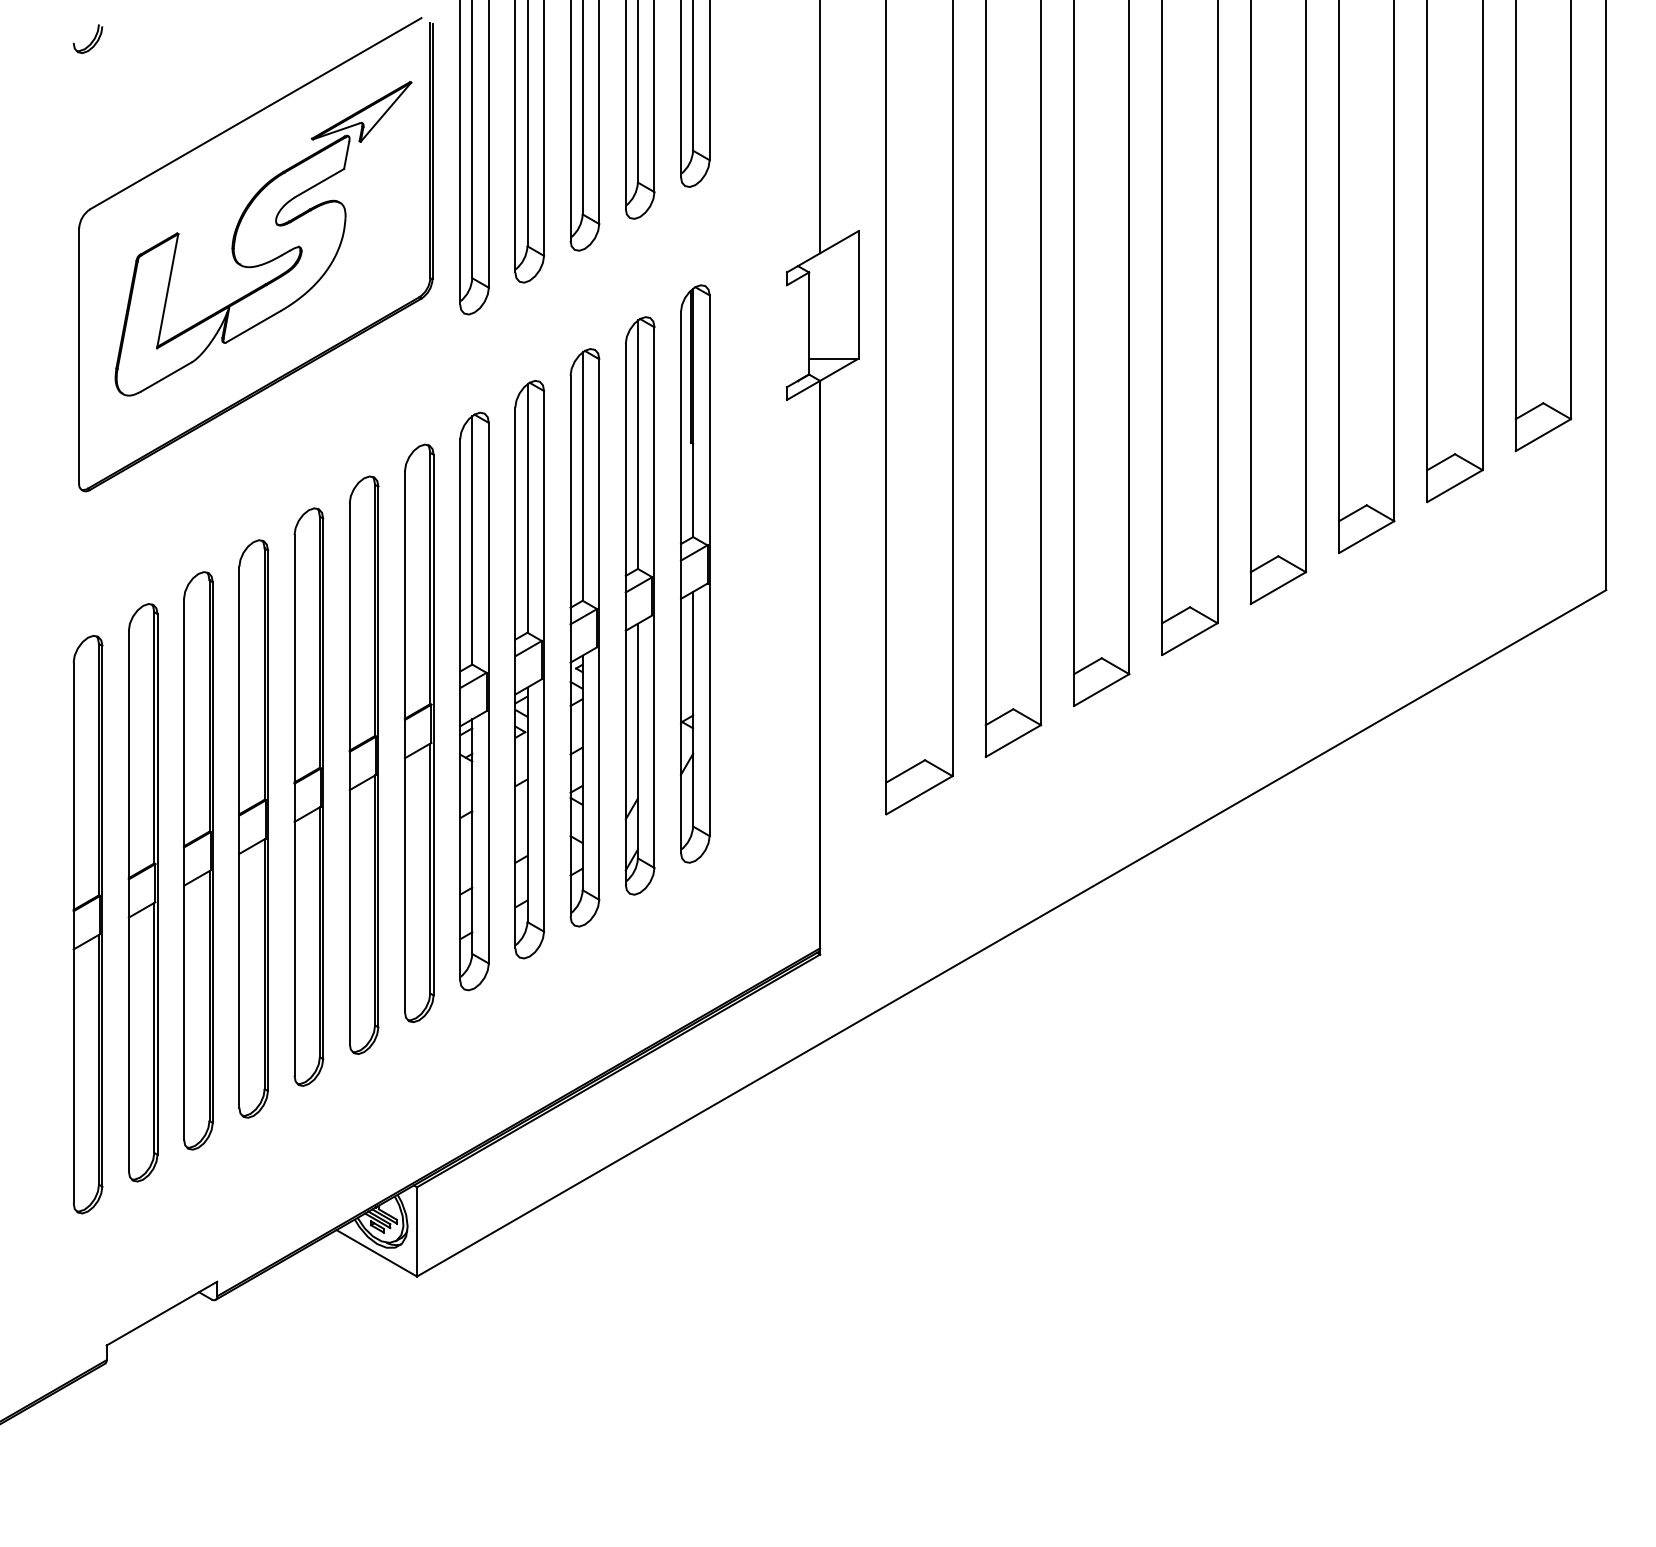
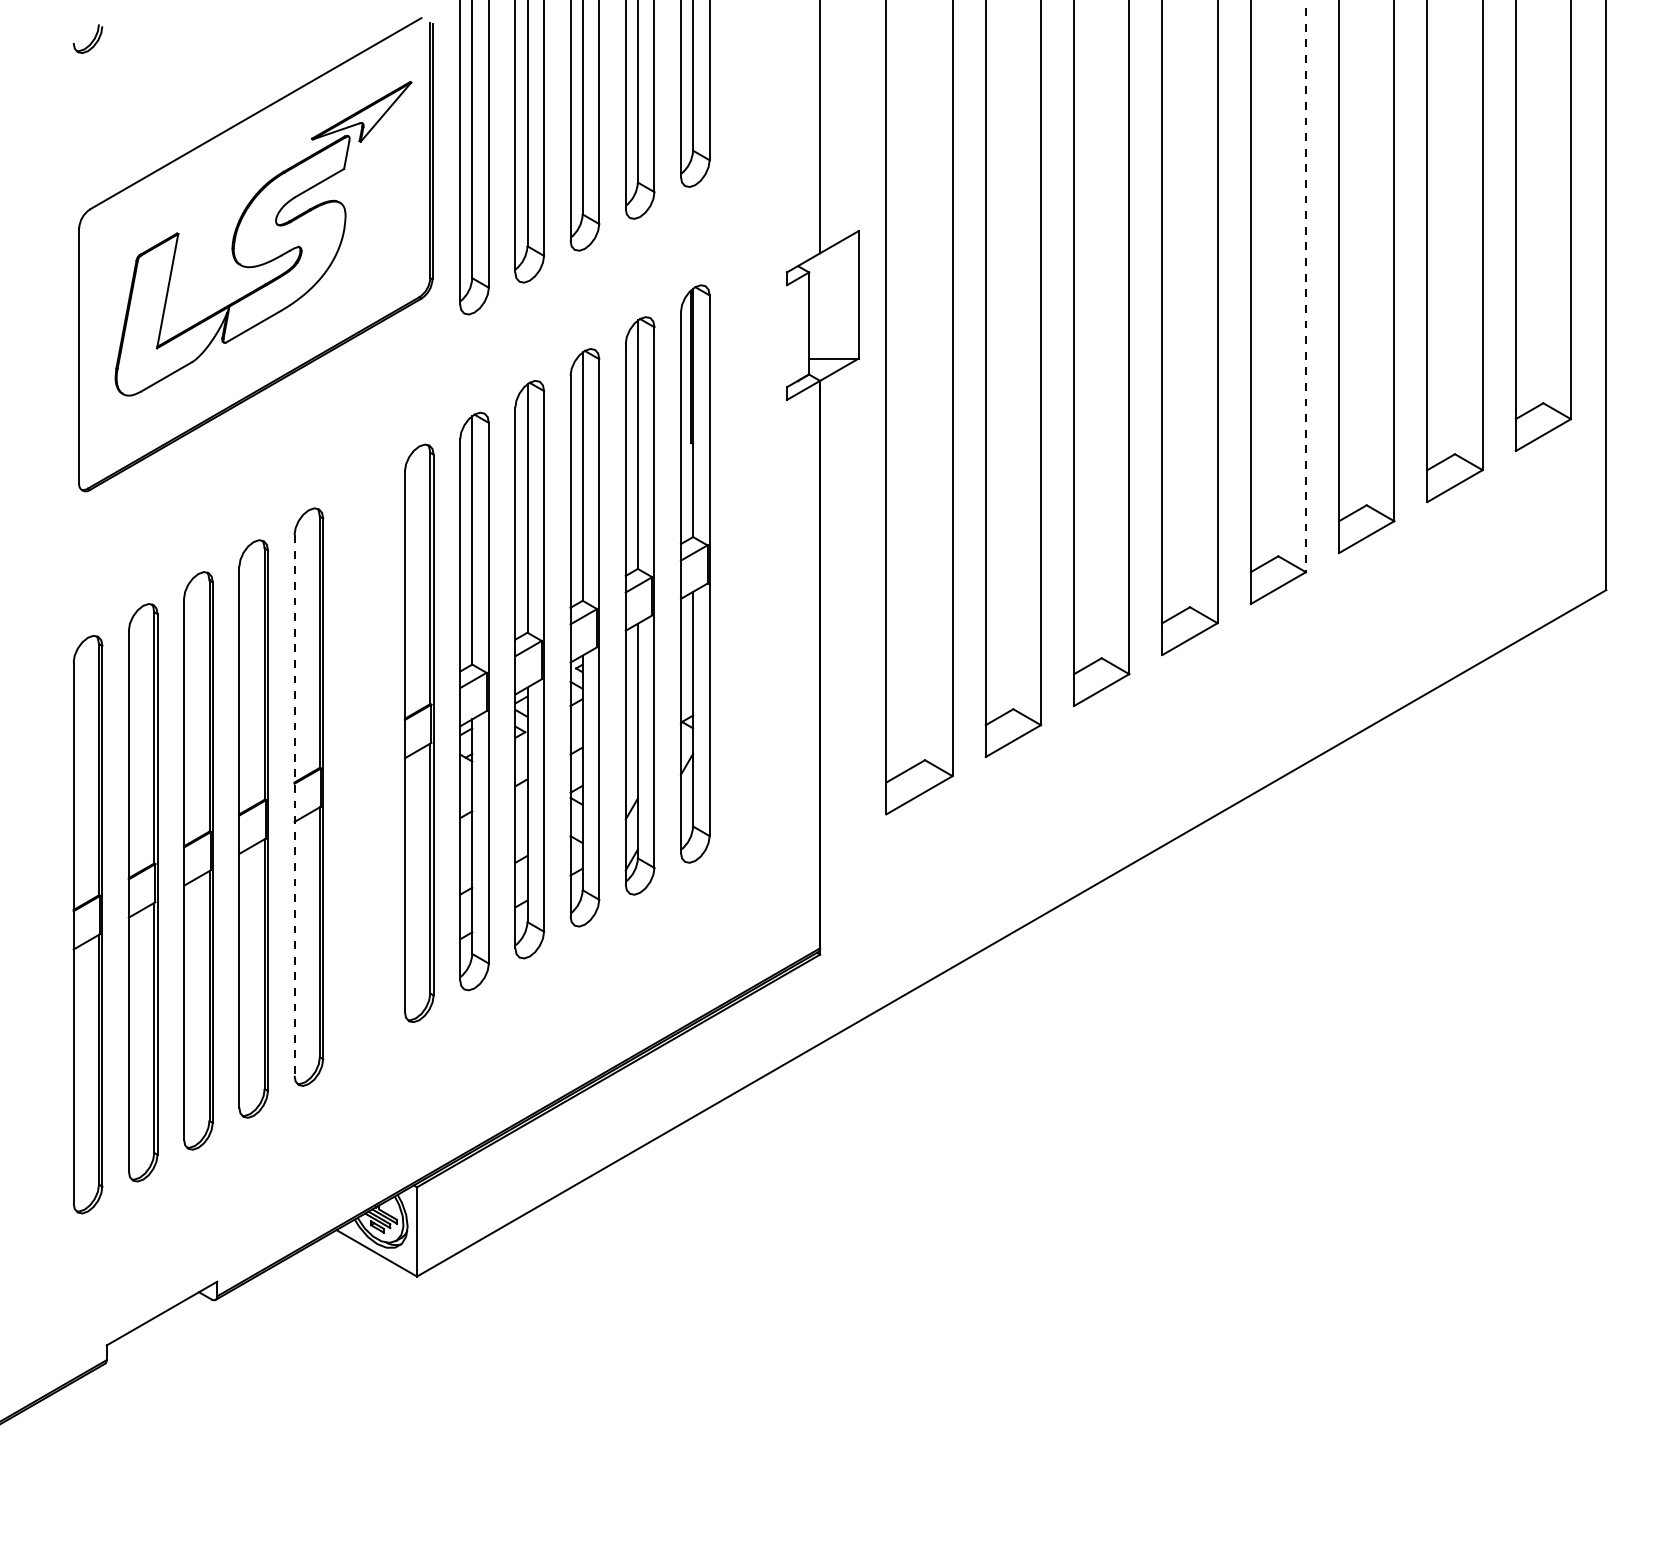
line: solid -> dashed (1305, 286)
part: present -> none (363, 764)
line: solid -> dashed (294, 805)
